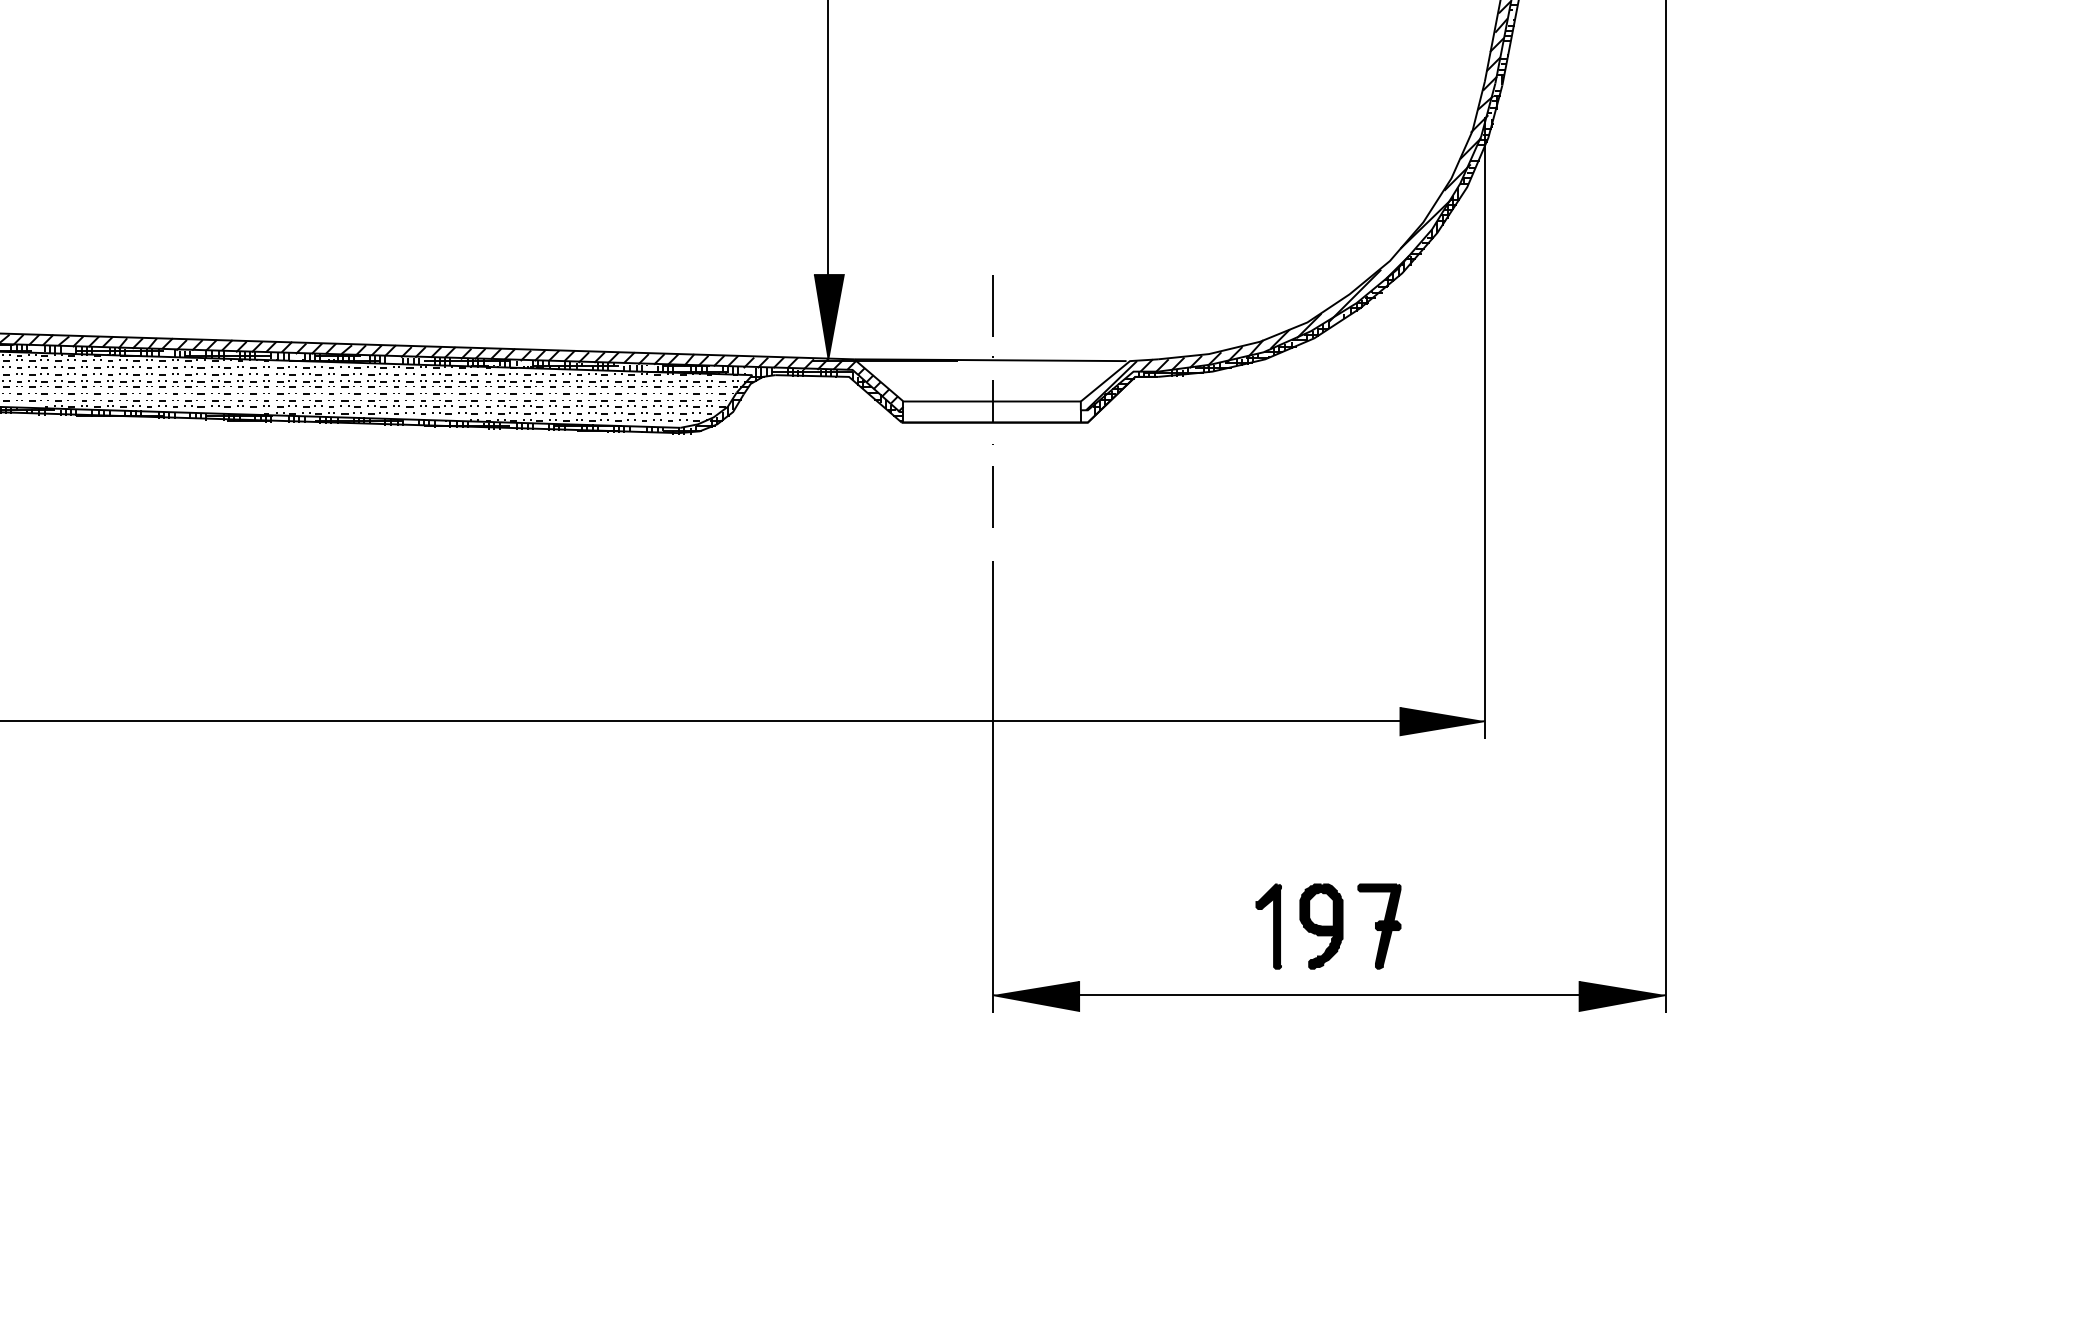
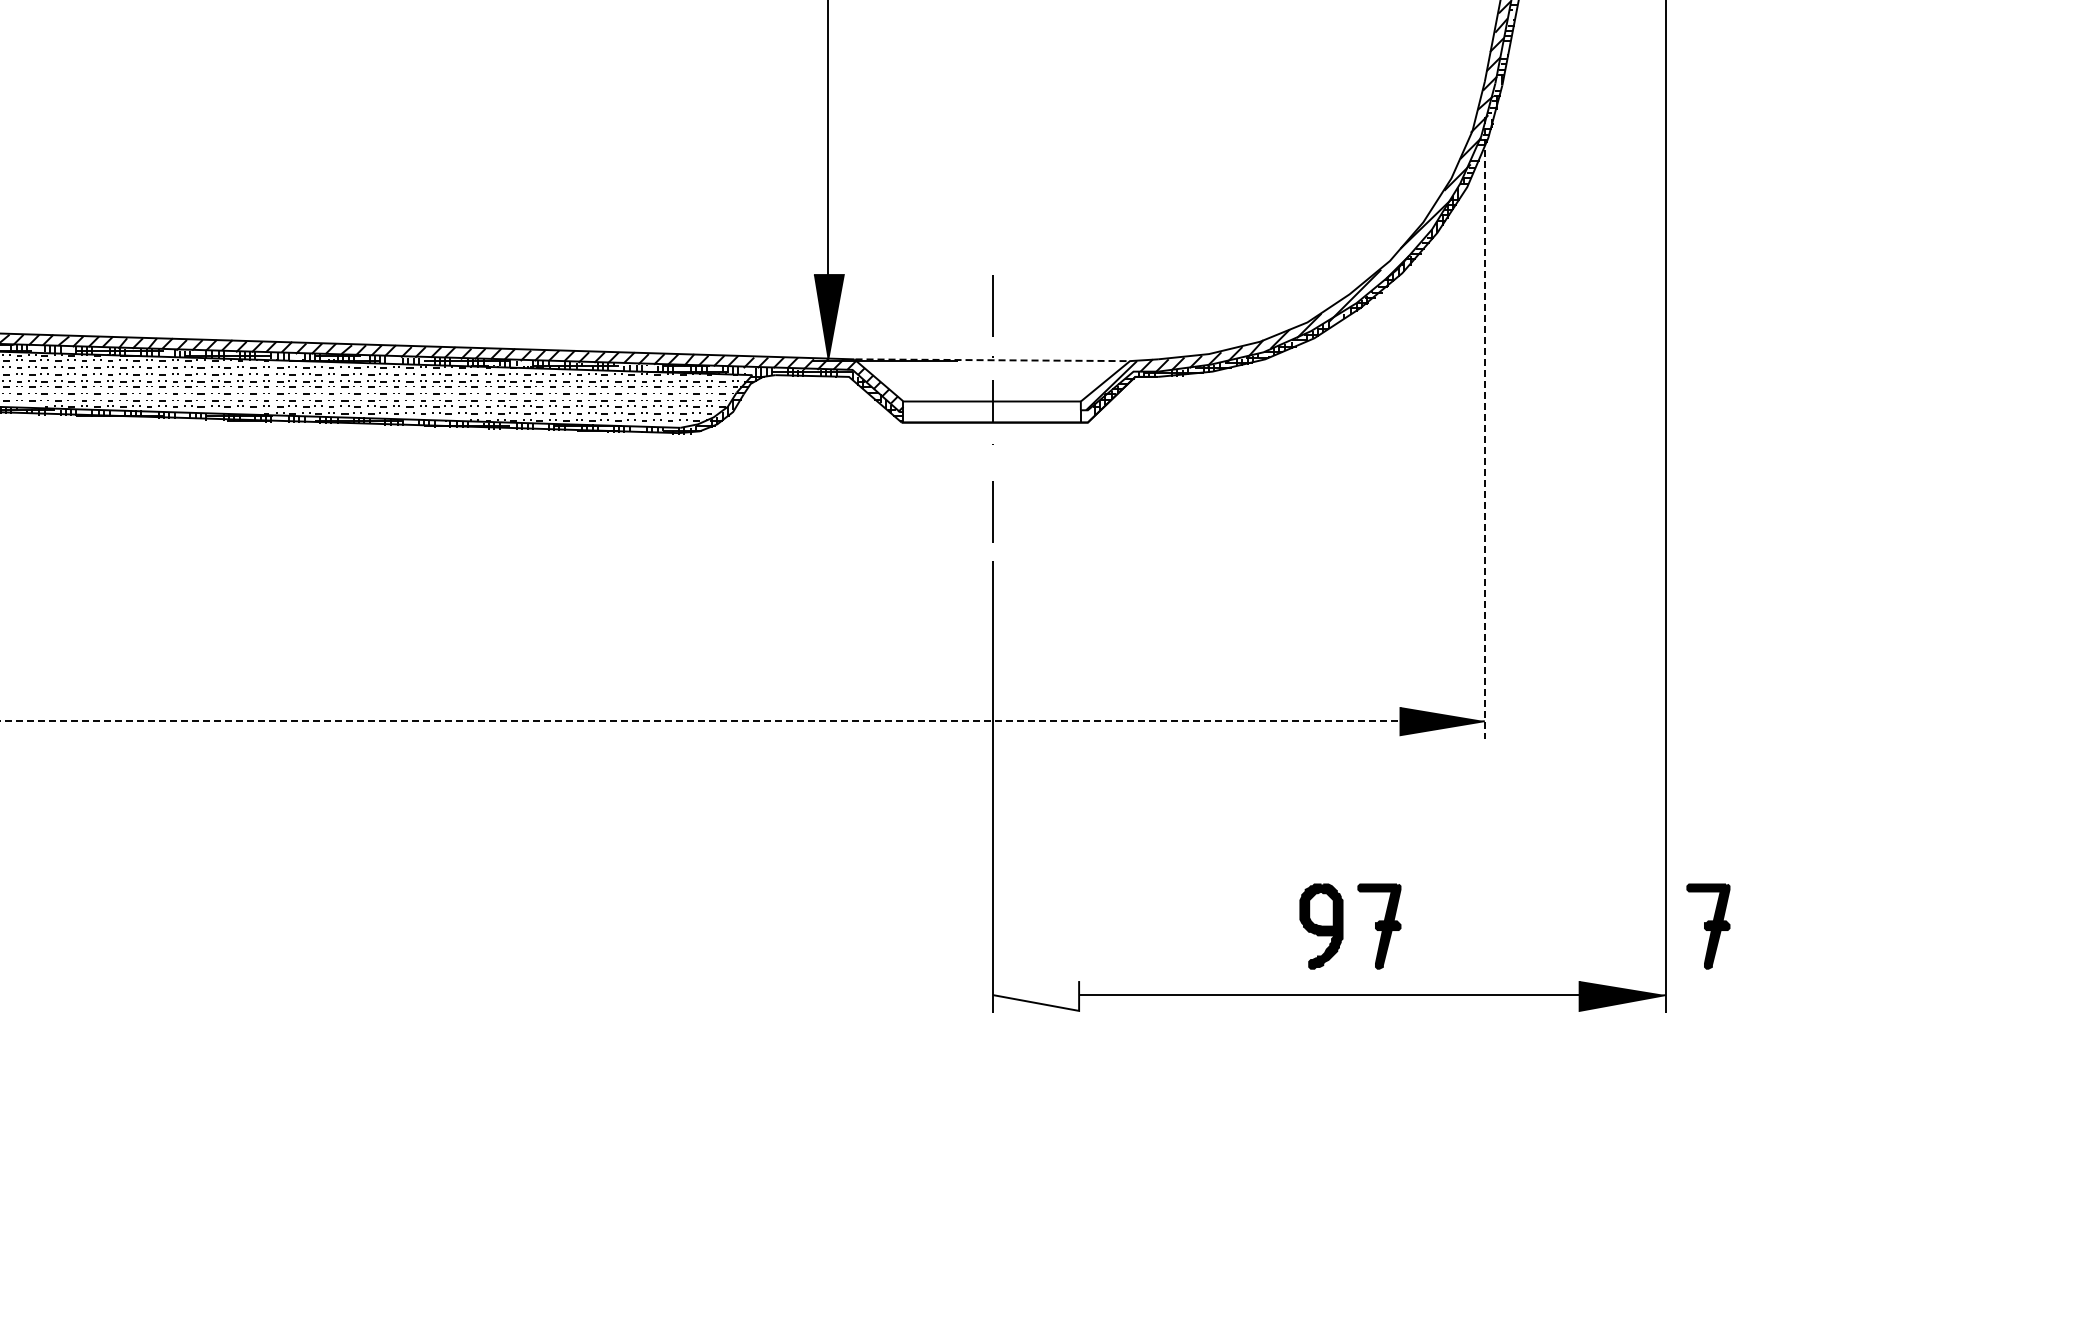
line: solid -> dashed (989, 360)
line: solid -> dashed (1484, 427)
line position: (992, 496) -> (992, 511) (992, 511)
line: solid -> dashed (700, 721)
part: present -> none (1268, 926)
part: none -> present (1708, 926)
fill: present -> none (1036, 995)
